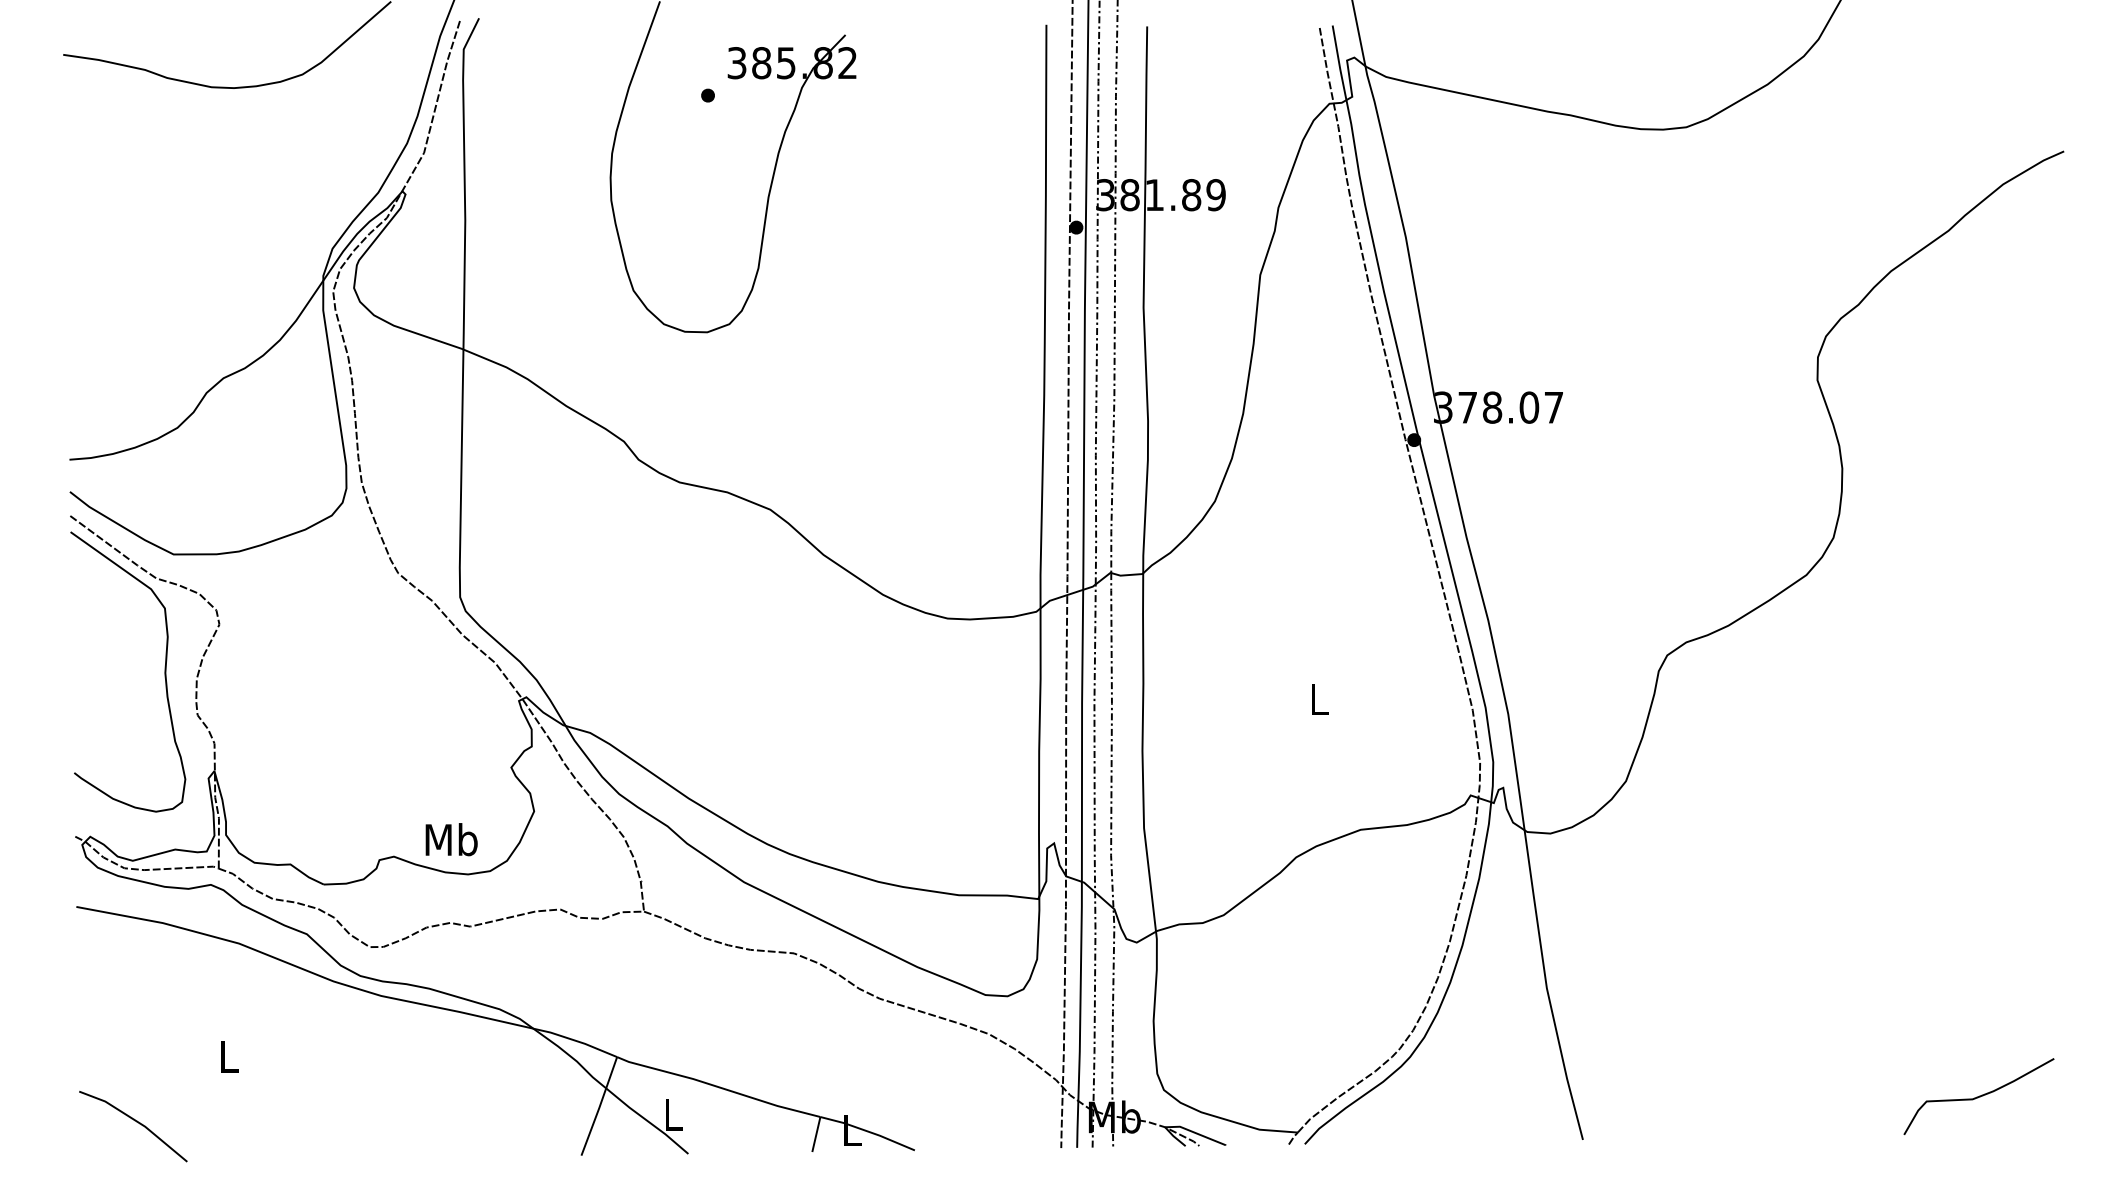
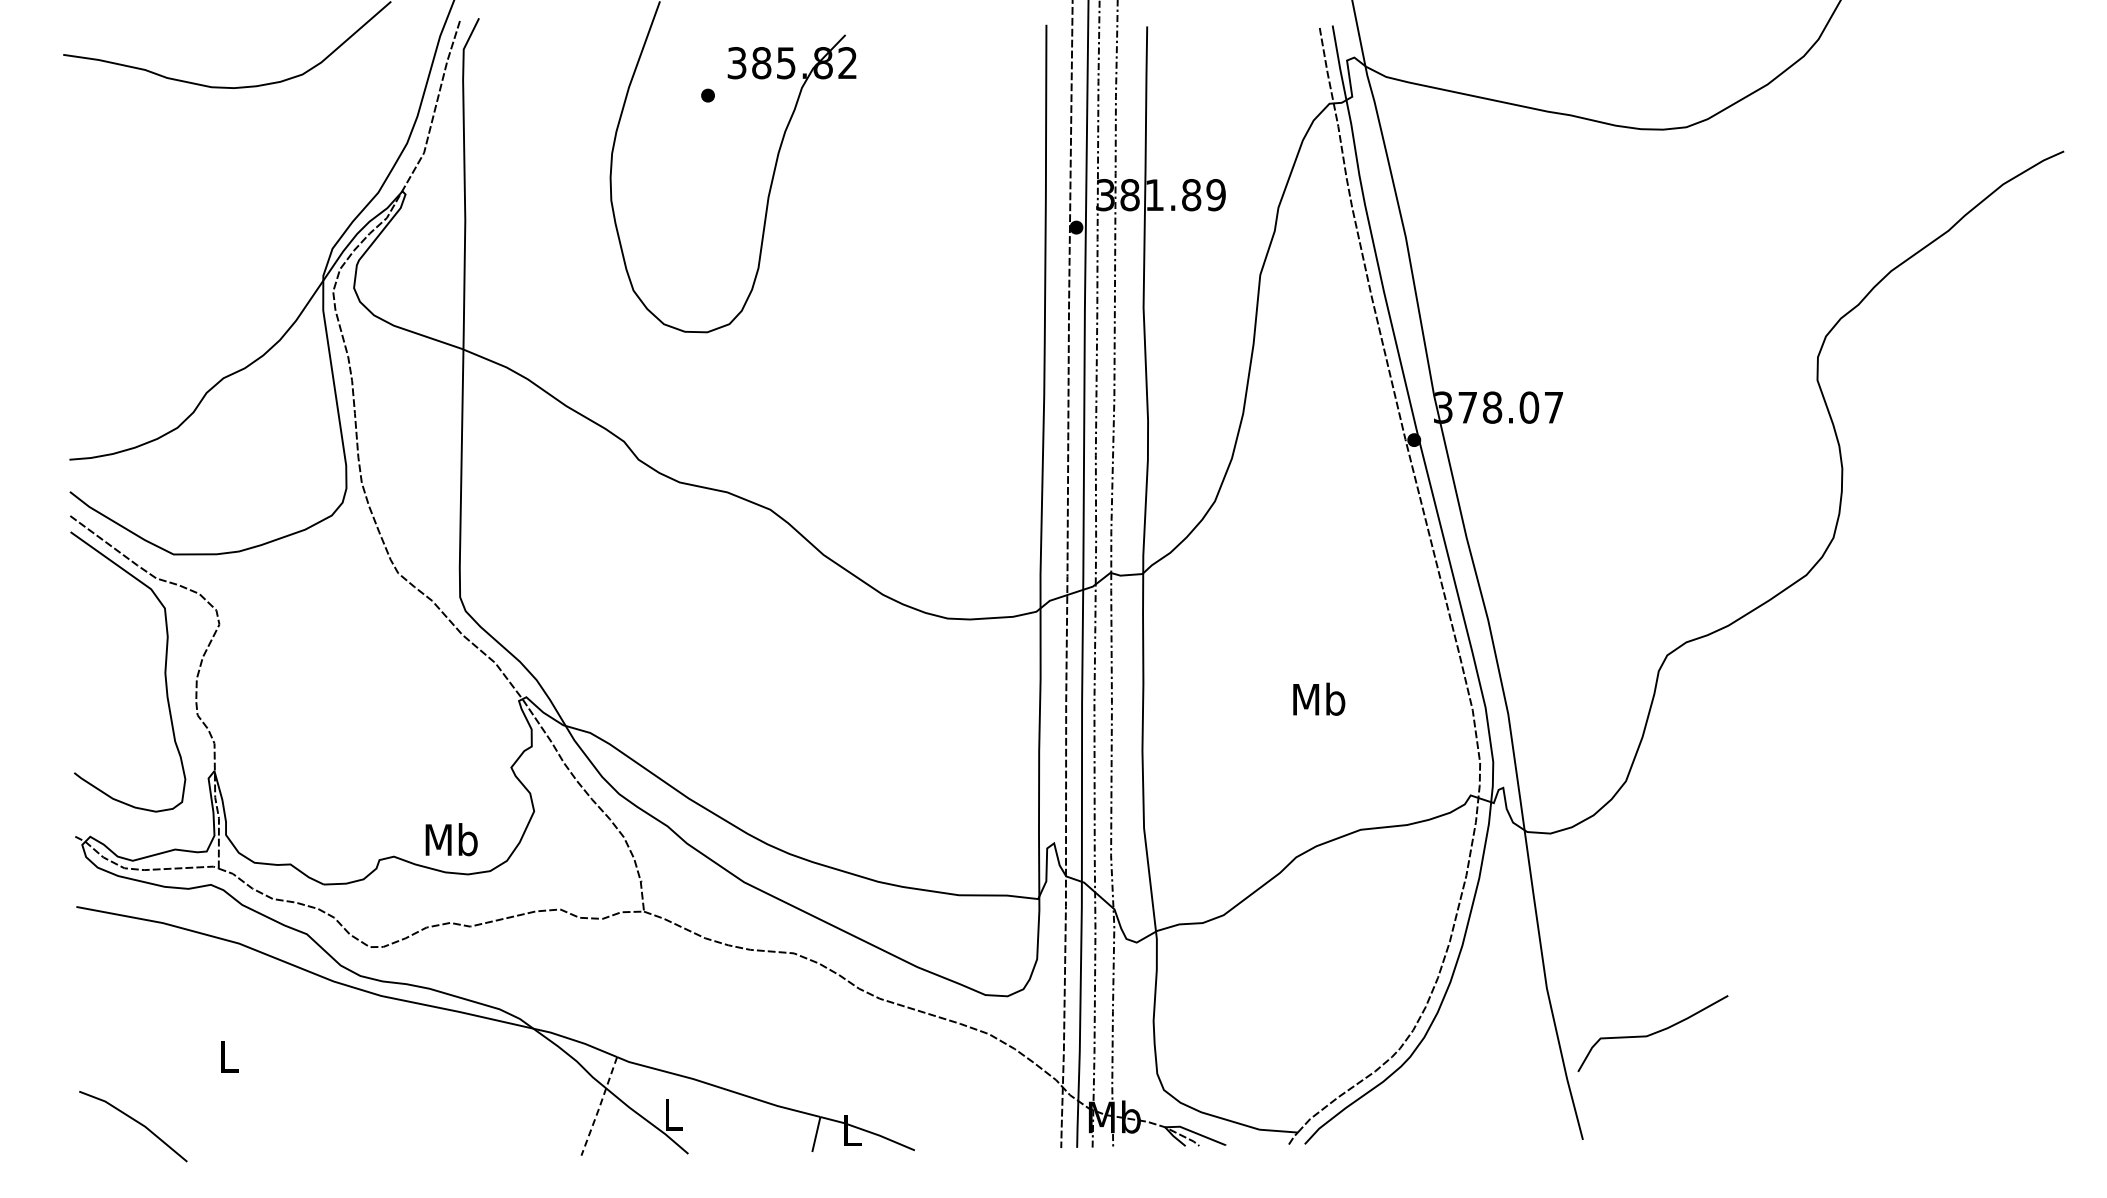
text: L -> Mb (1319, 698)
curve position: (1978, 1096) -> (1652, 1033) (1652, 1033)
line: solid -> dashed (599, 1107)
